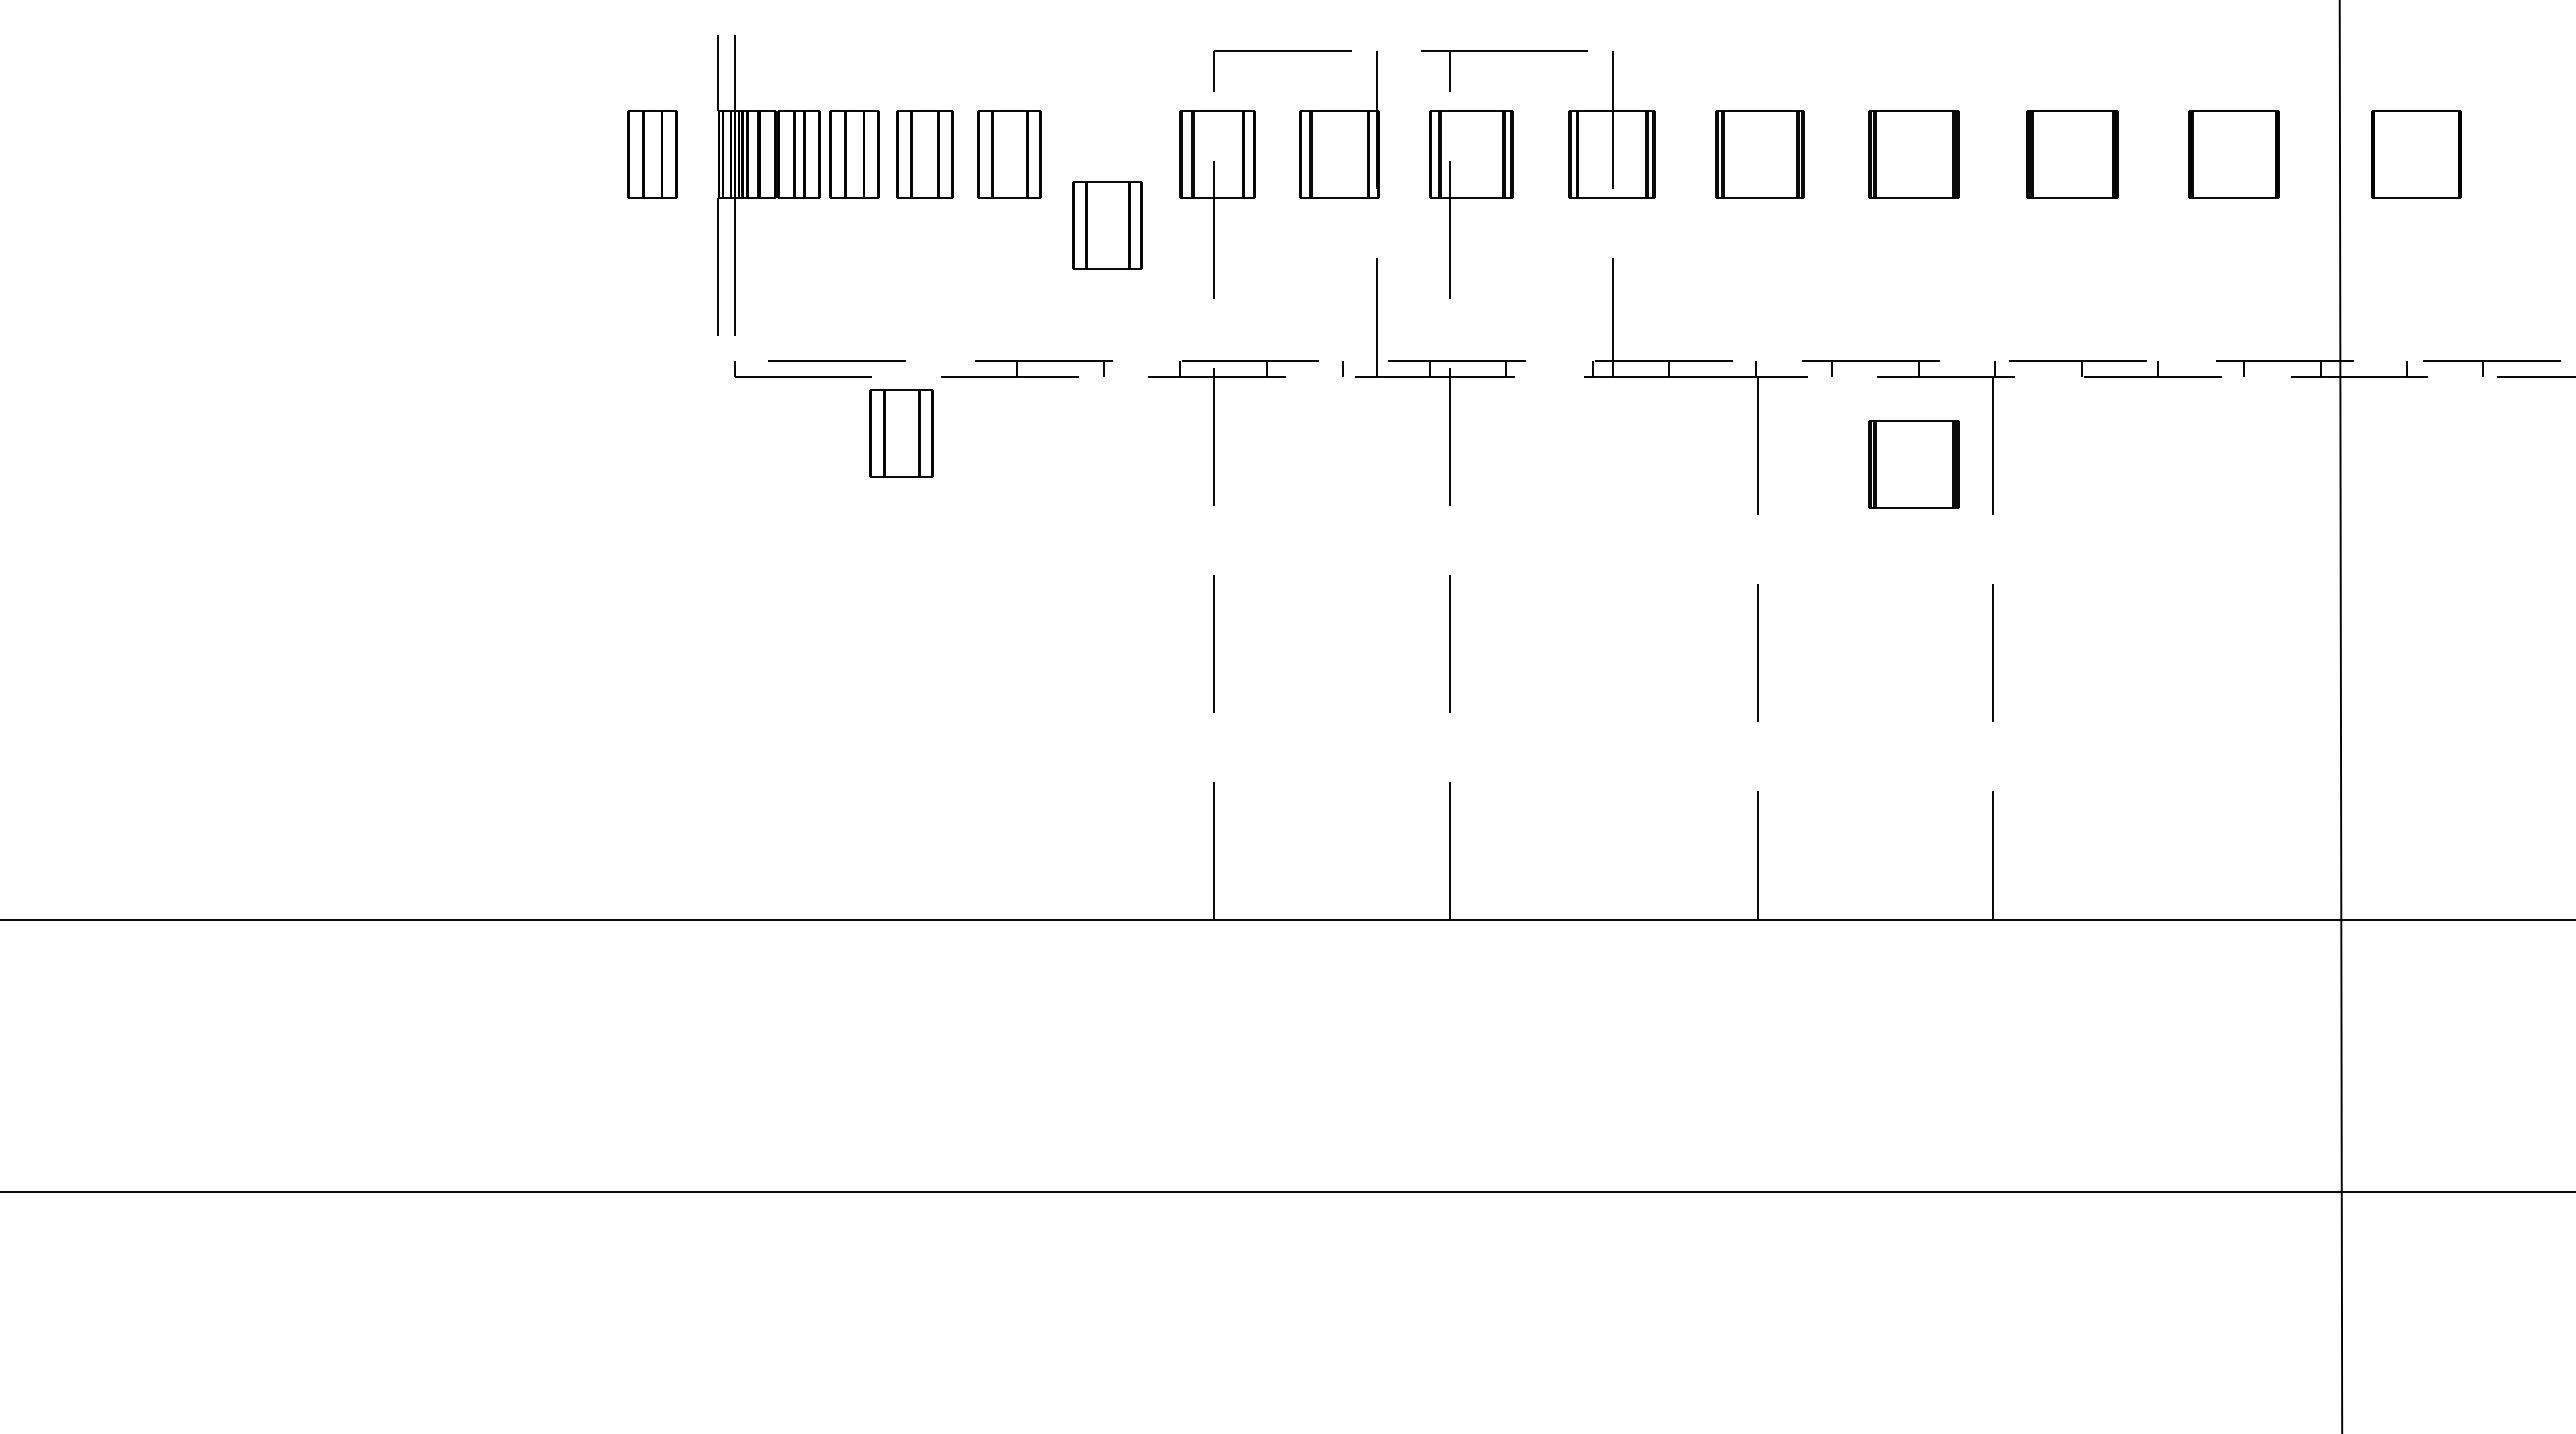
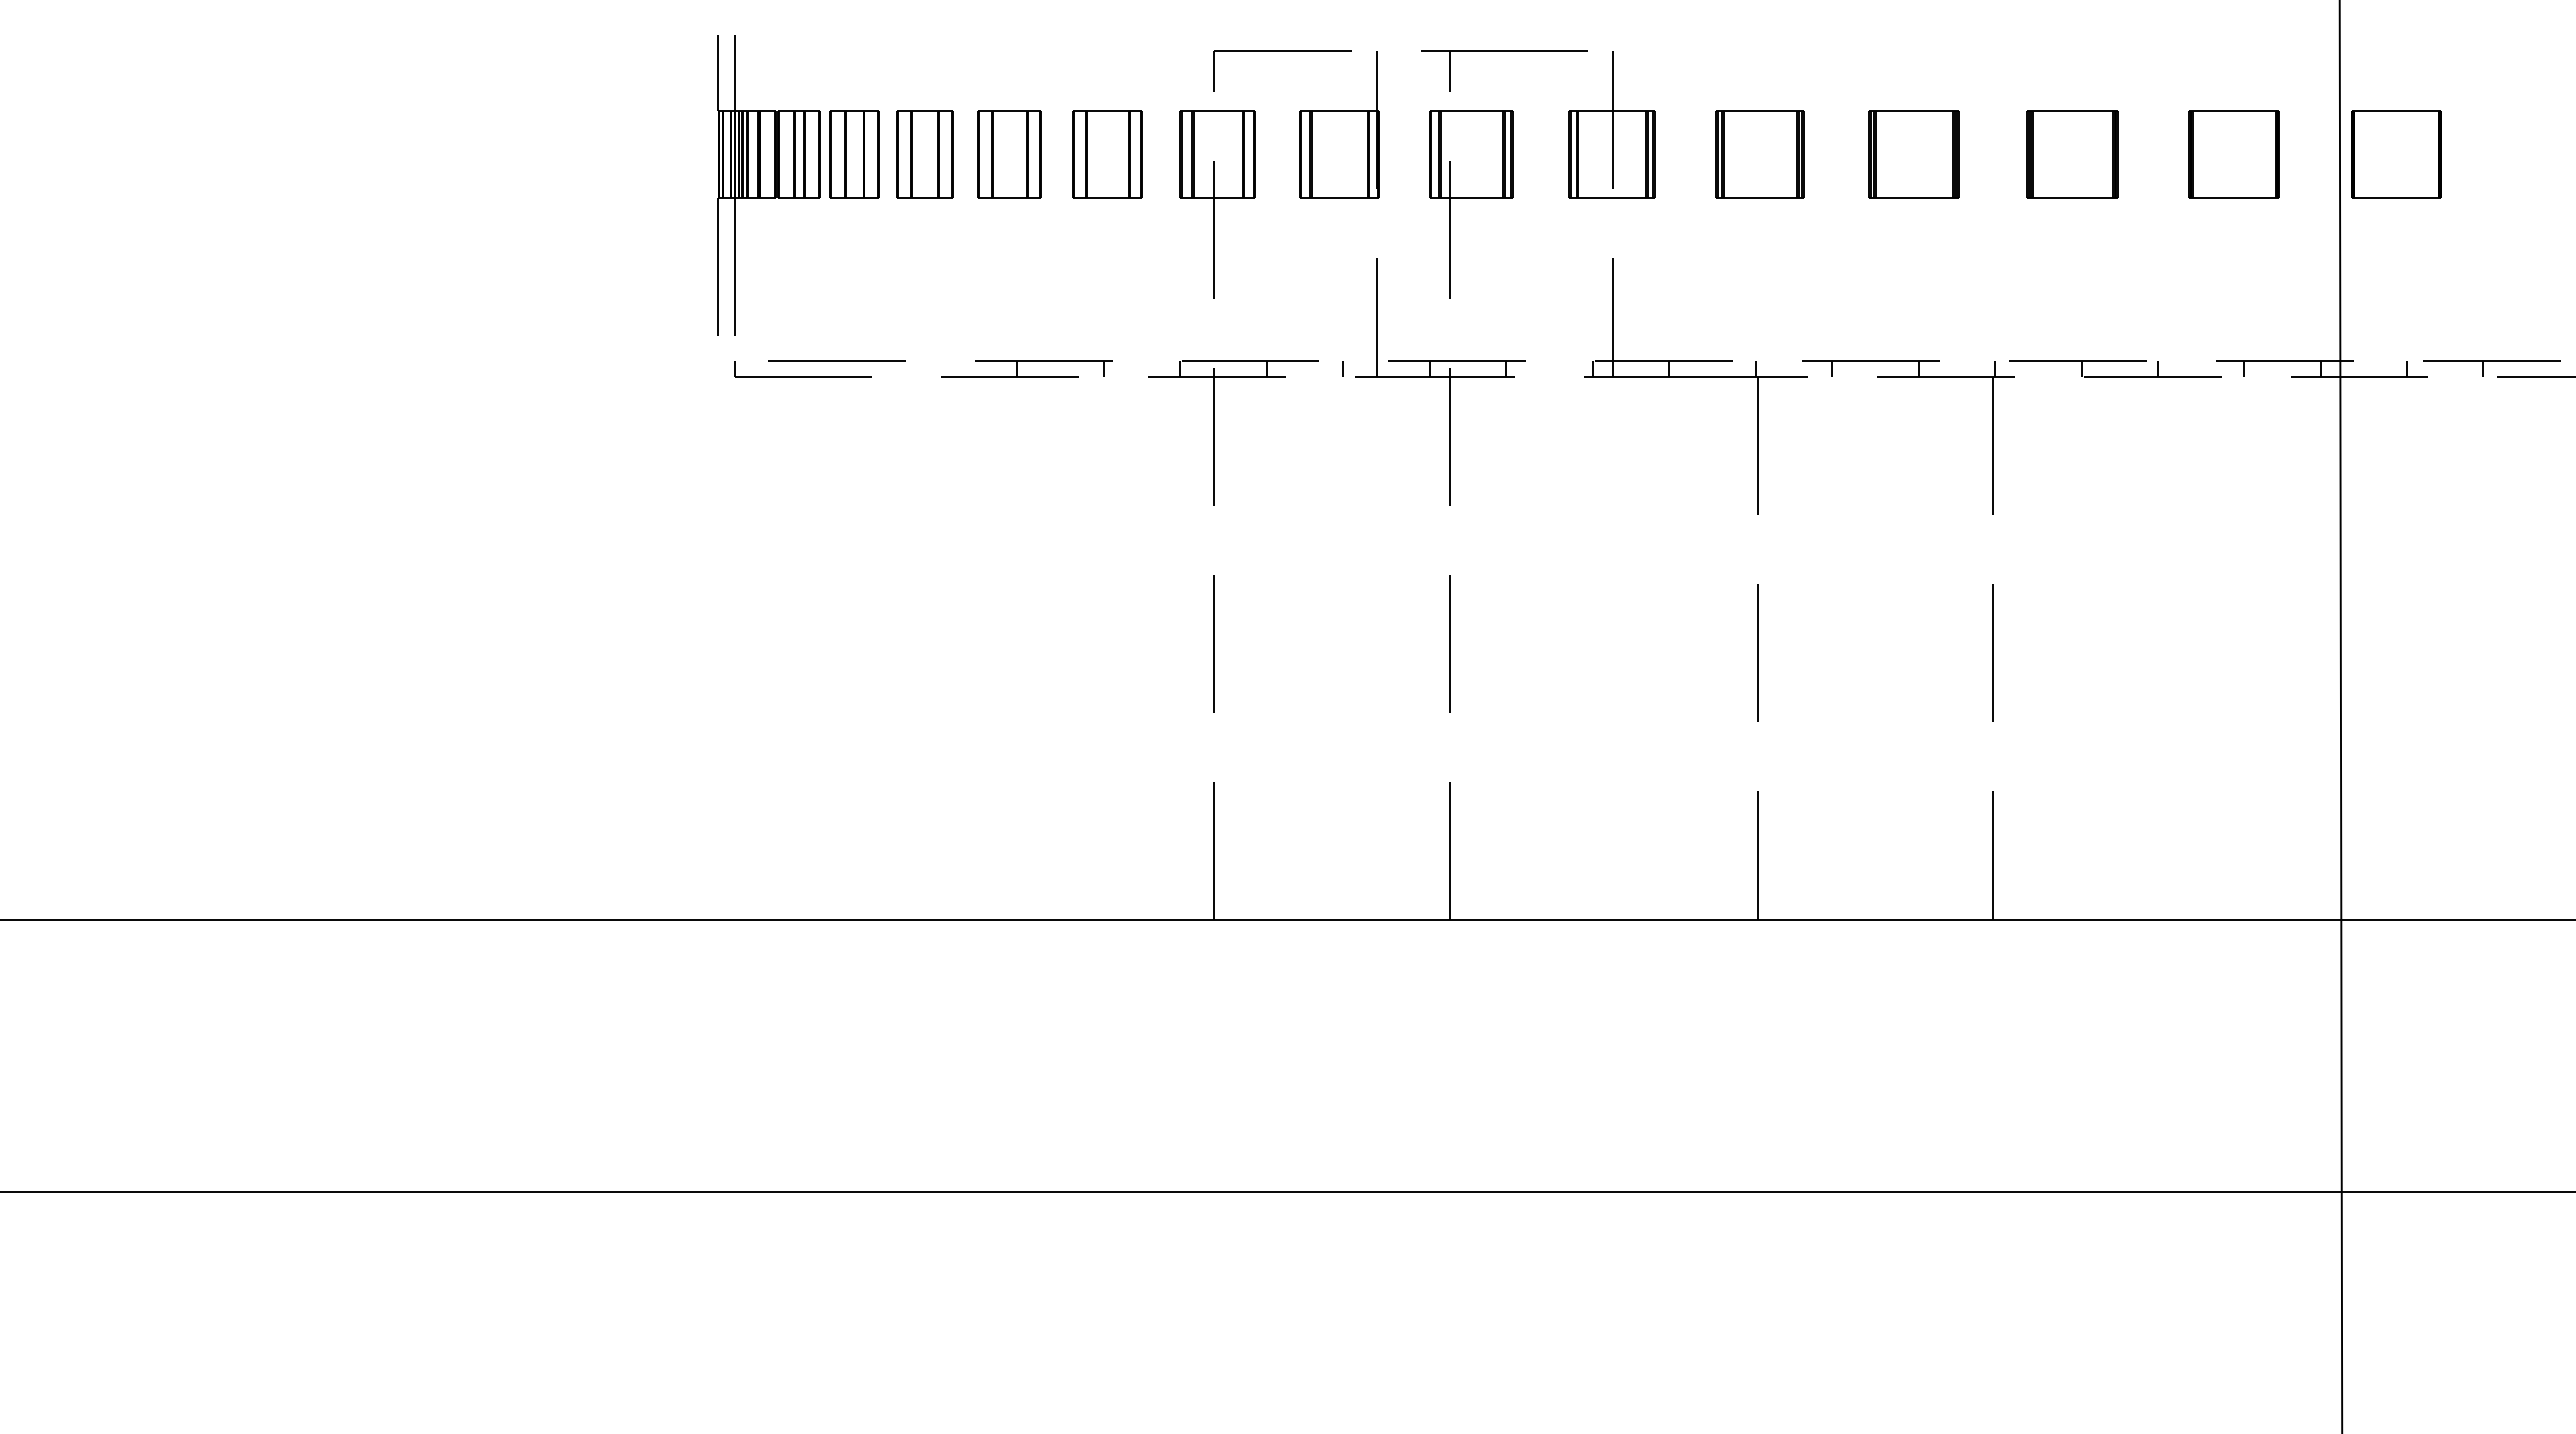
part: present -> none (652, 154)
part position: (2416, 154) -> (2396, 154) (2396, 154)
part position: (1107, 225) -> (1107, 154) (1107, 154)
part: present -> none (901, 433)
part: present -> none (1913, 464)
